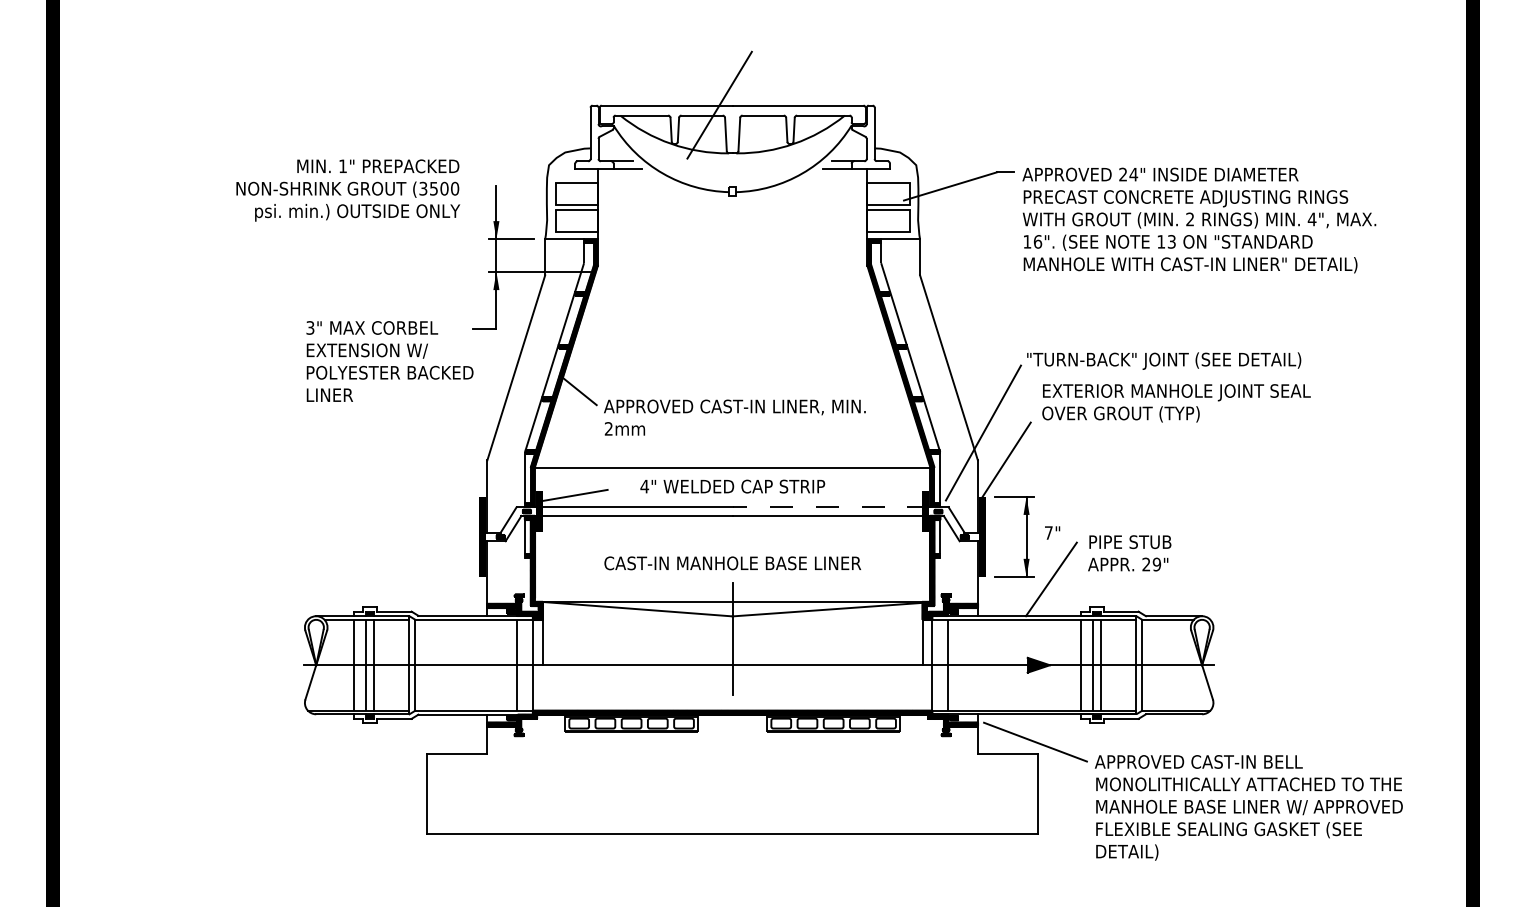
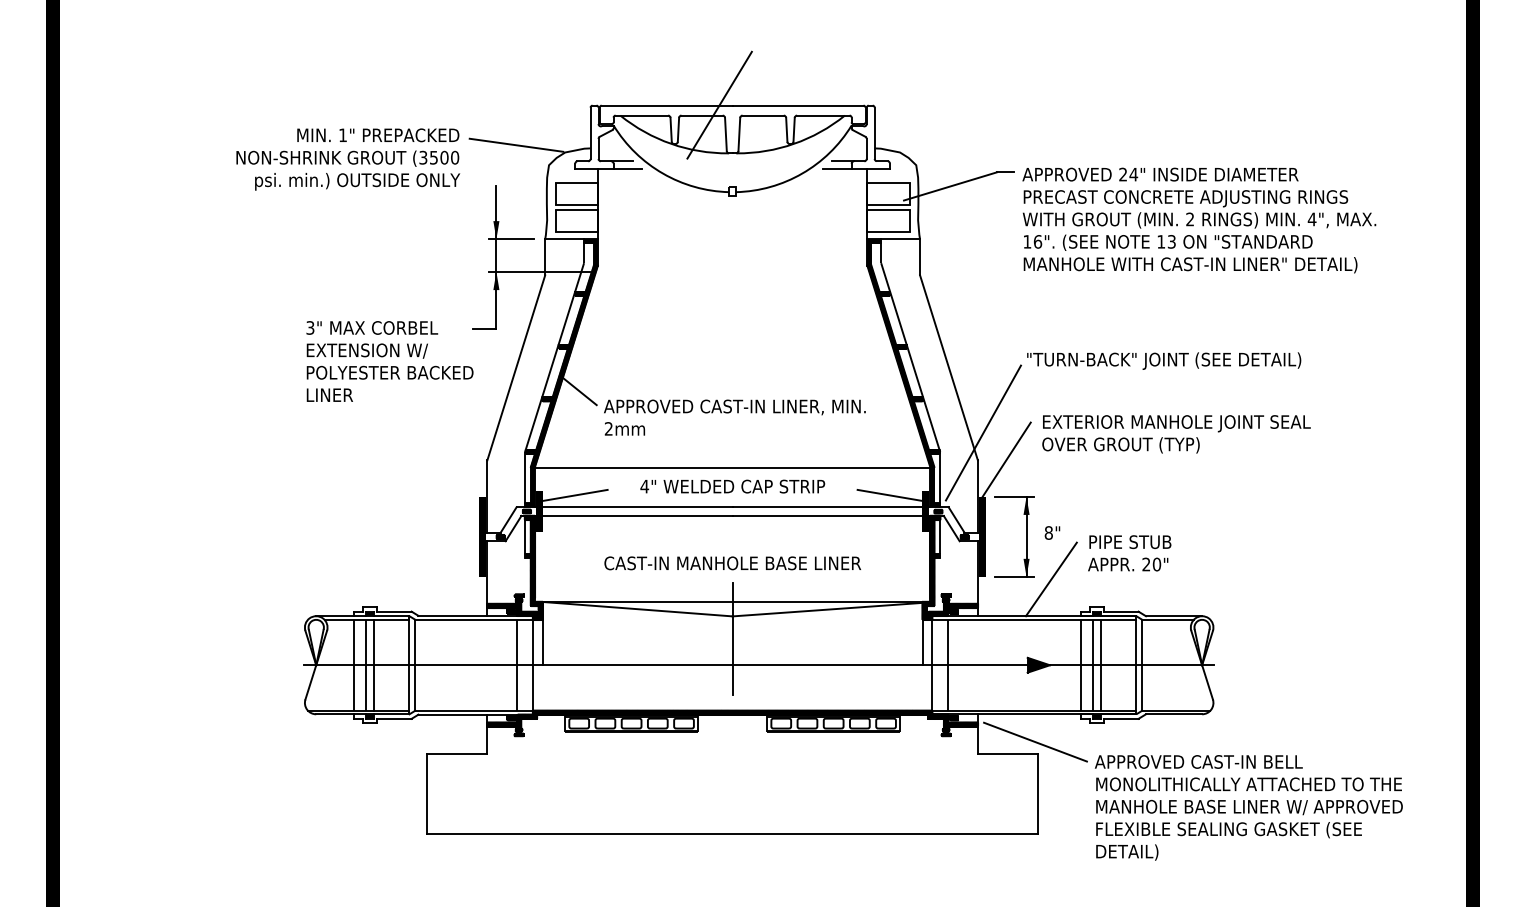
line: none -> present (516, 144)
text position: (348, 190) -> (348, 159) (348, 159)
text position: (1176, 403) -> (1176, 434) (1176, 434)
line: none -> present (891, 495)
line: dashed -> solid (831, 507)
text: 7" -> 8" (1048, 532)
text: 29" -> 20" (1156, 564)
